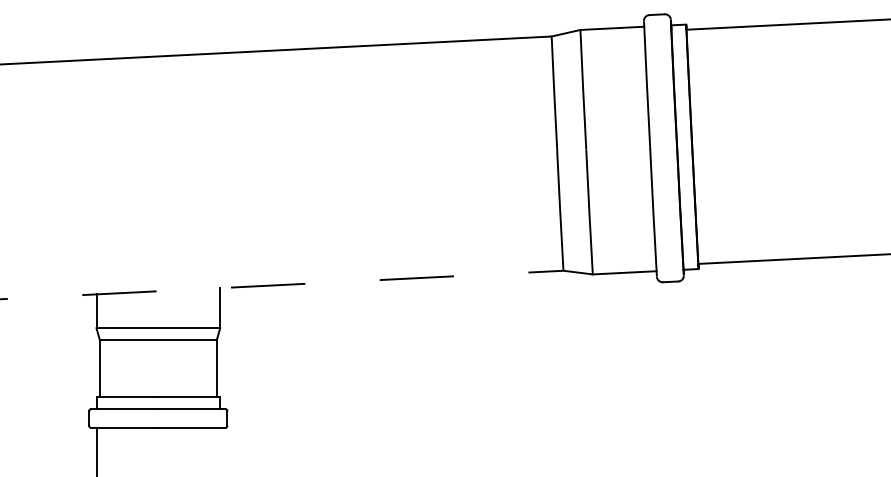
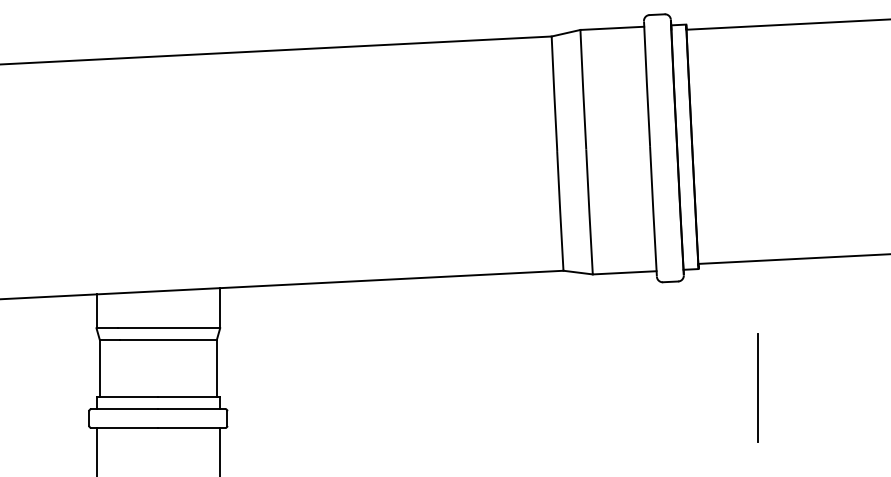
line: dashed -> solid (281, 285)
line: none -> present (757, 387)
line: none -> present (220, 450)
